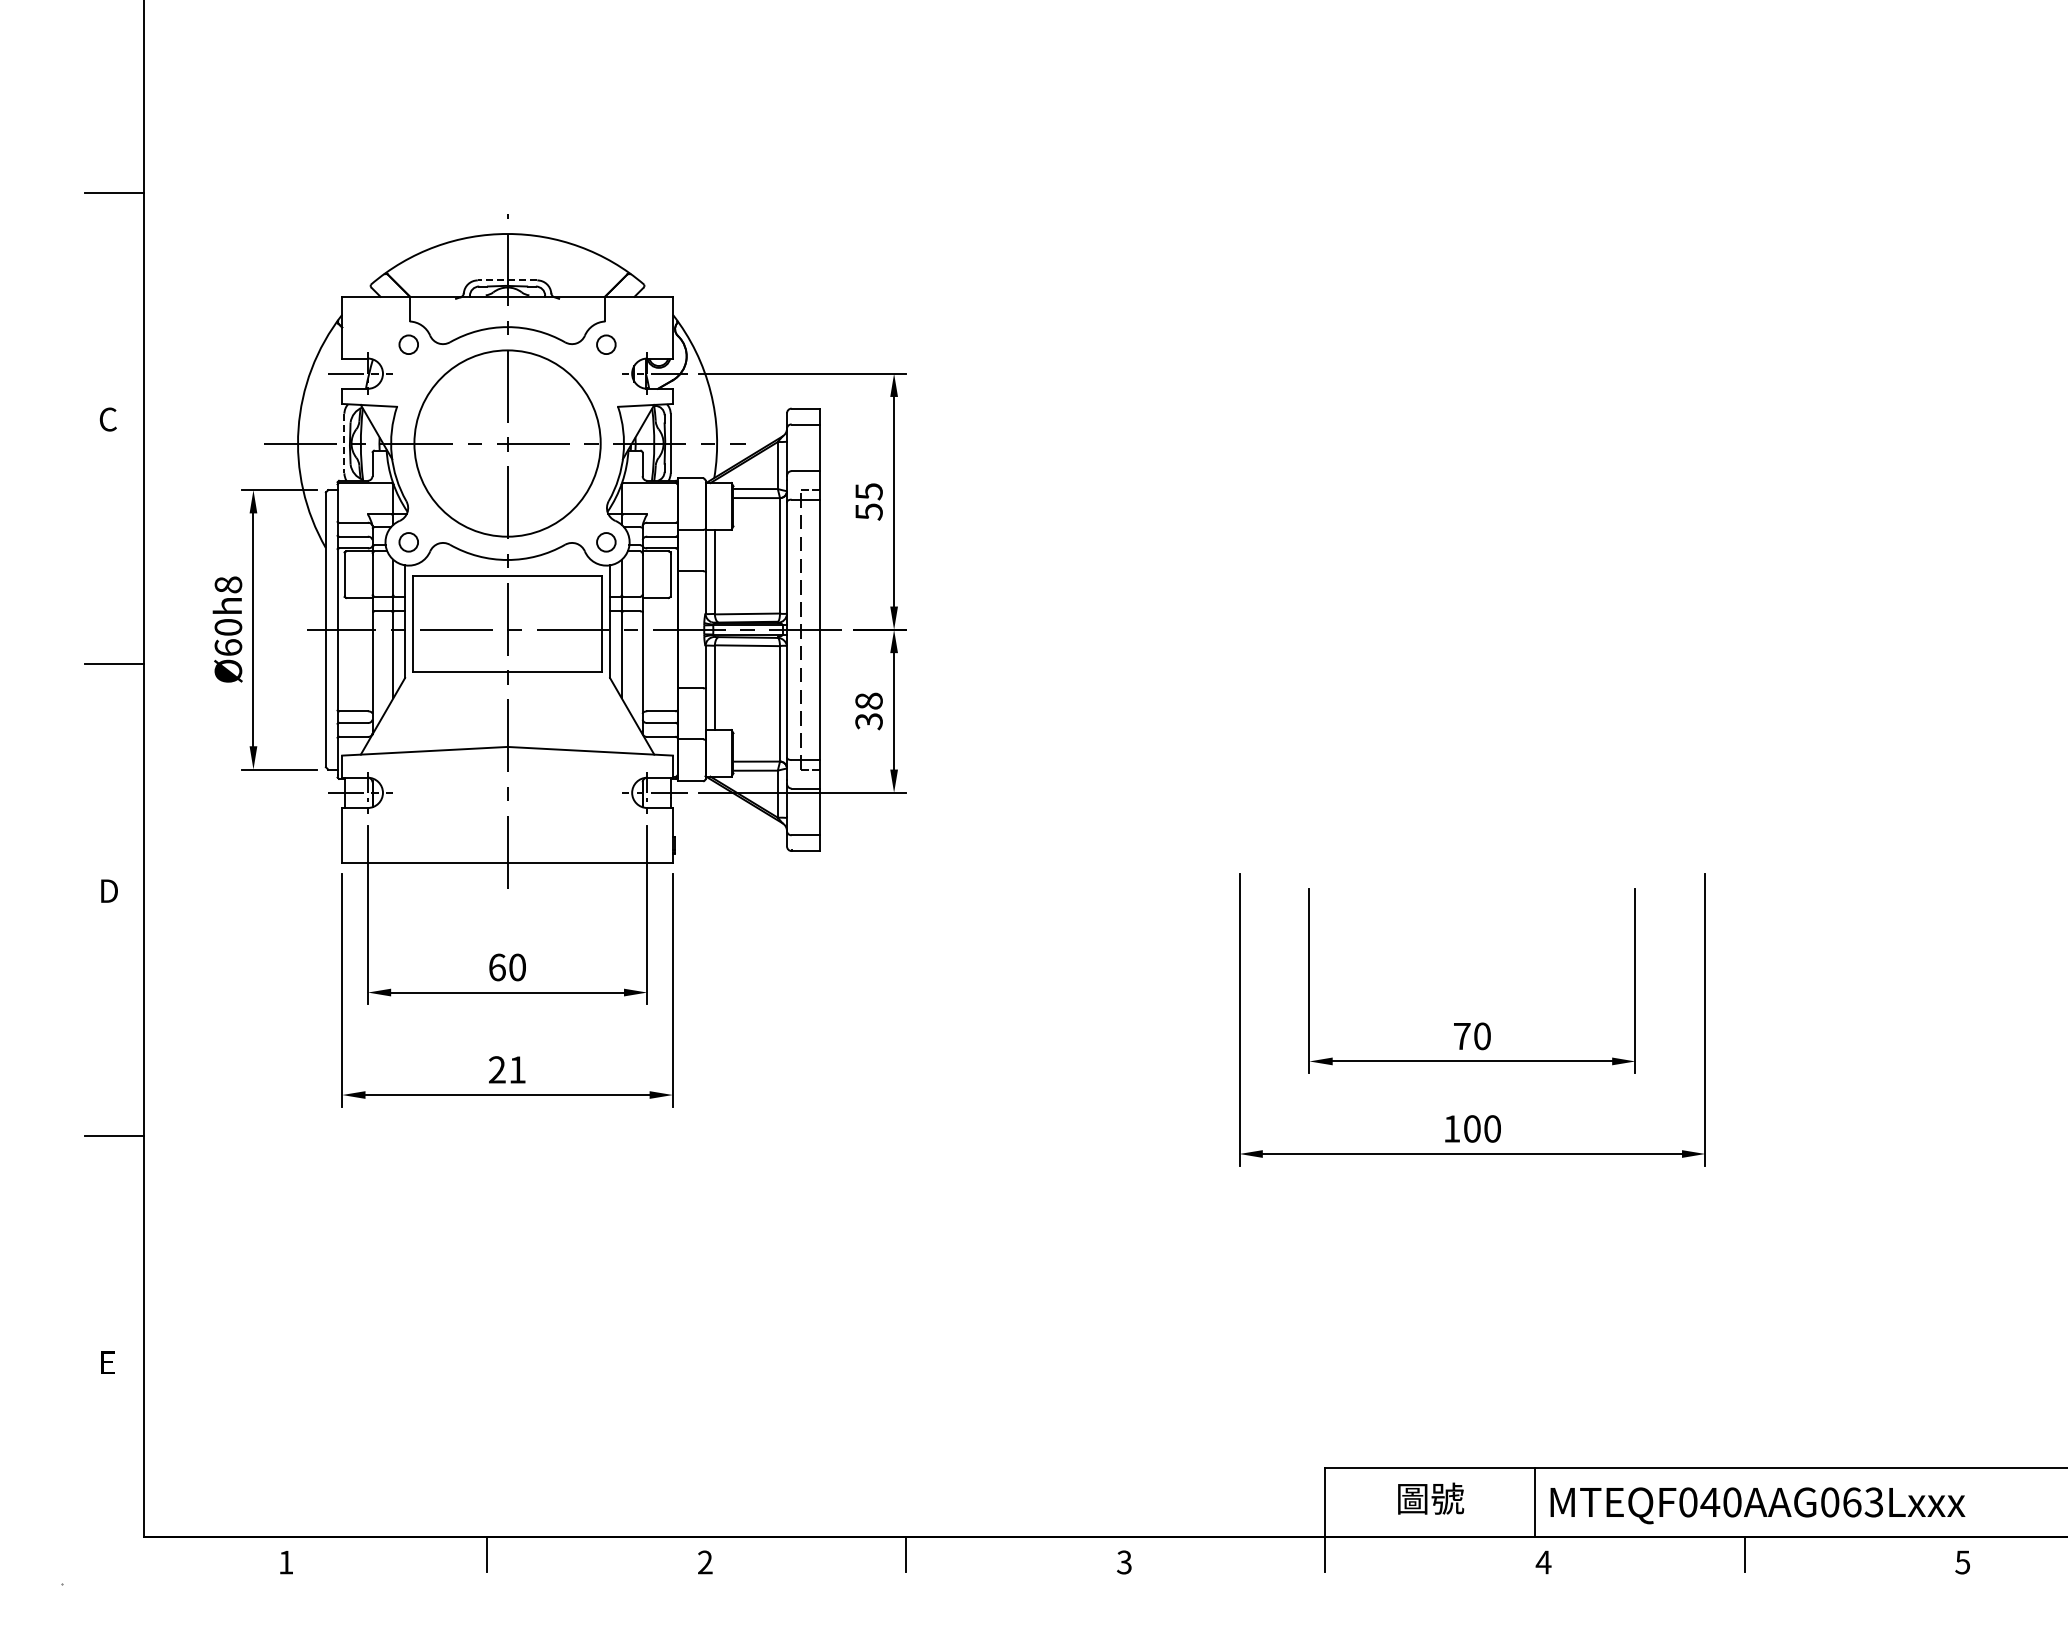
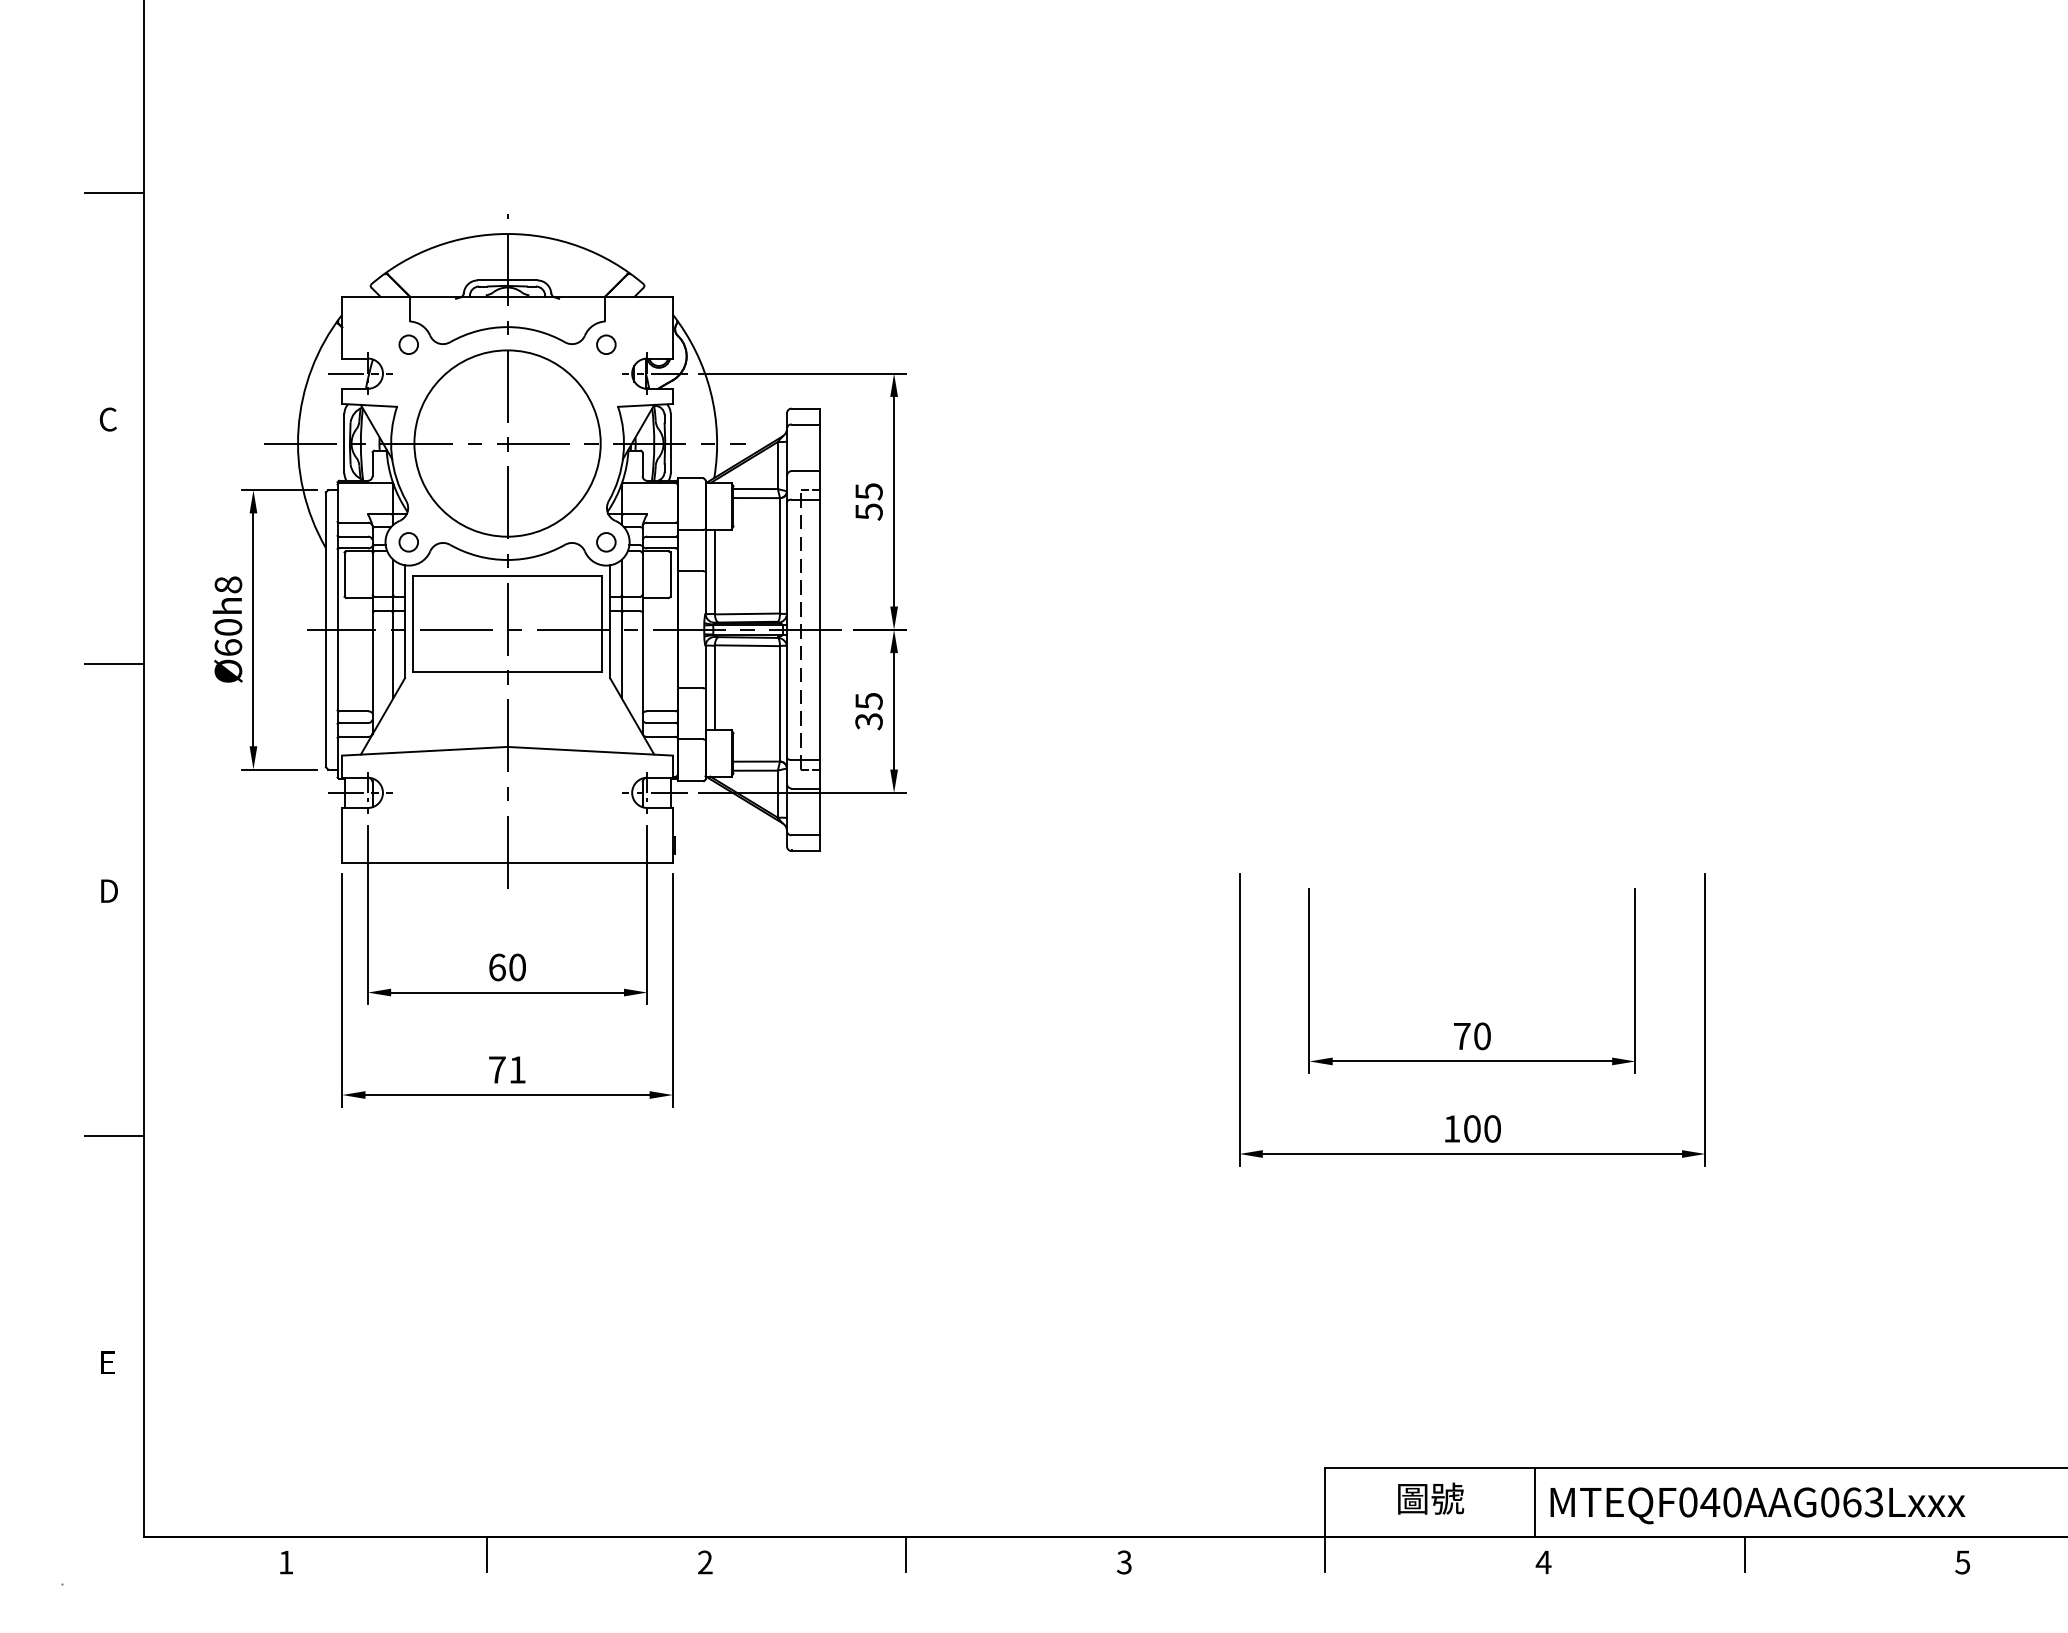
line: dashed -> solid (507, 280)
line: dashed -> solid (344, 443)
text: 38 -> 35 (868, 701)
text: 21 -> 71 (497, 1069)
